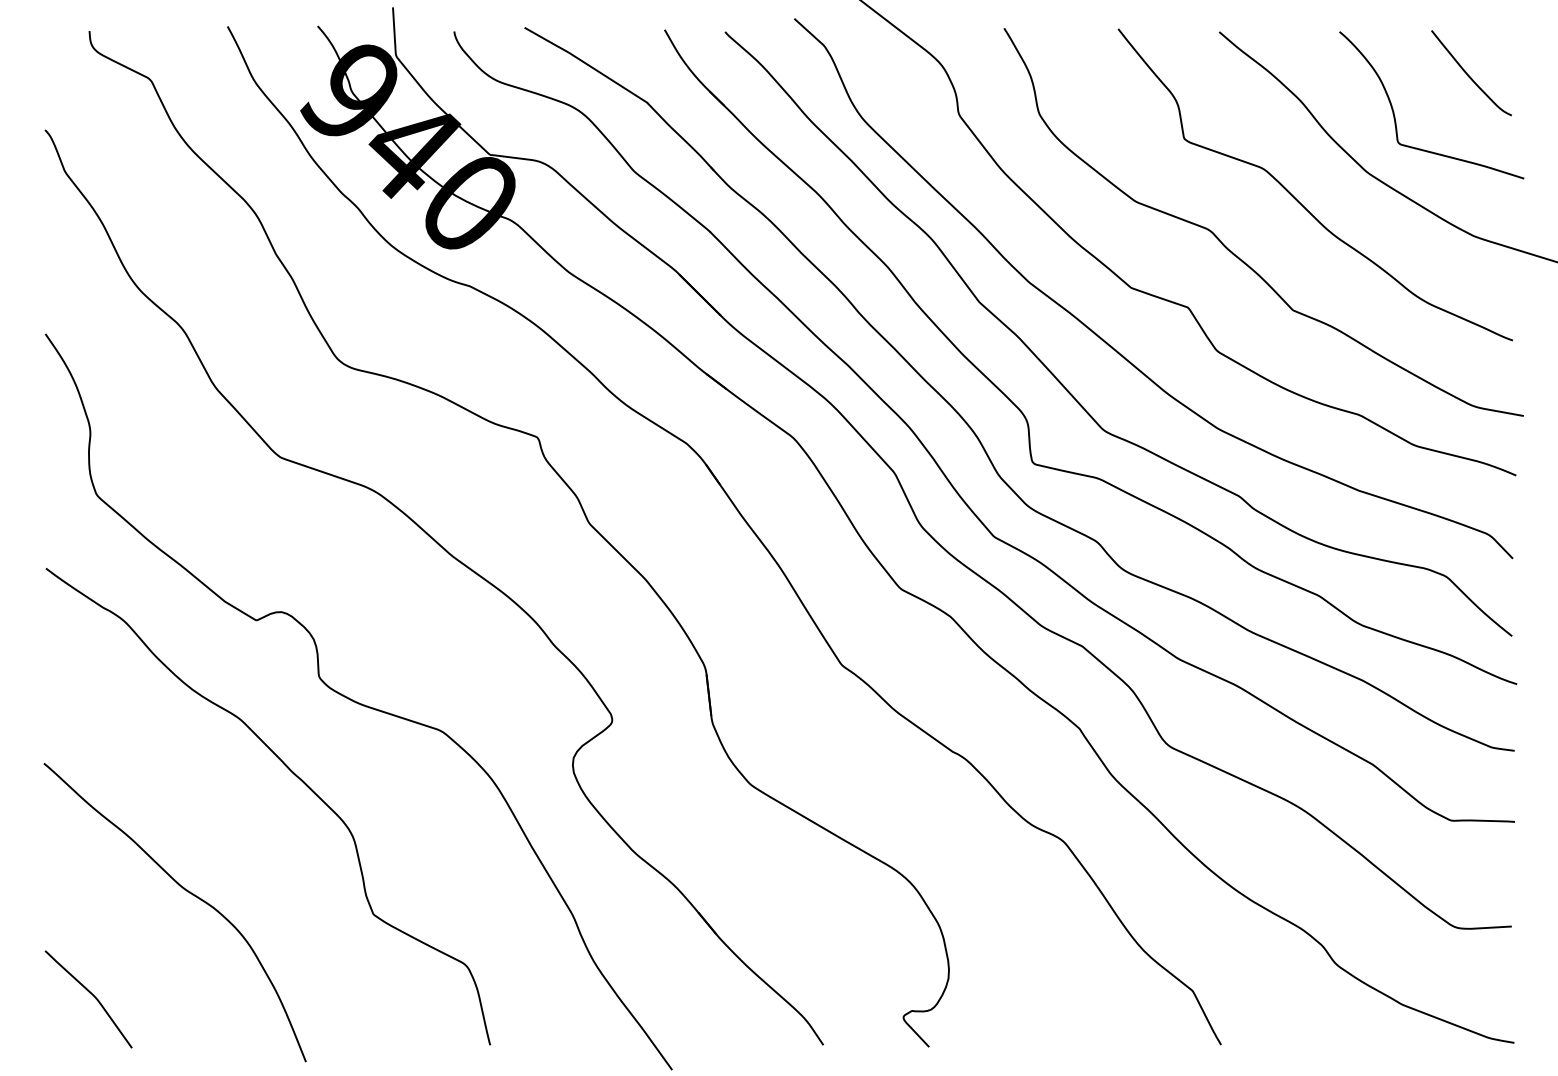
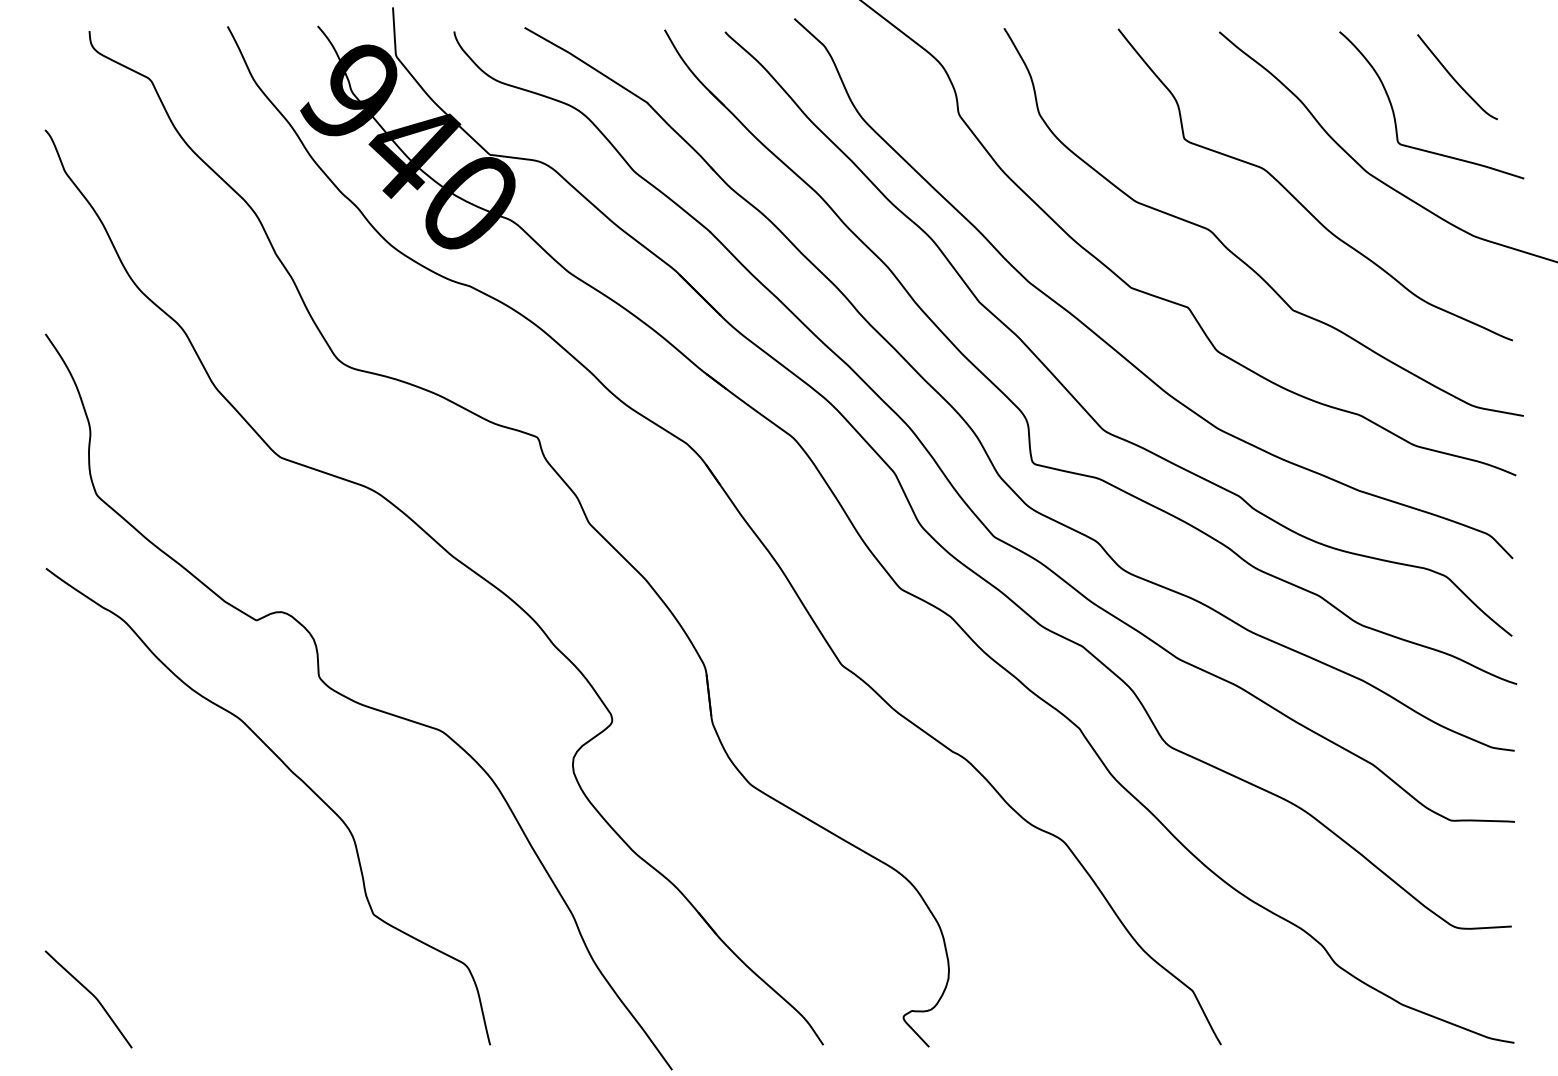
curve position: (1469, 75) -> (1455, 79) (1455, 79)
curve: present -> none (187, 892)
